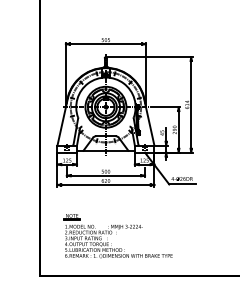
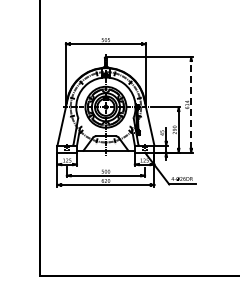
line: solid -> dashed (191, 104)
part: present -> none (117, 236)
